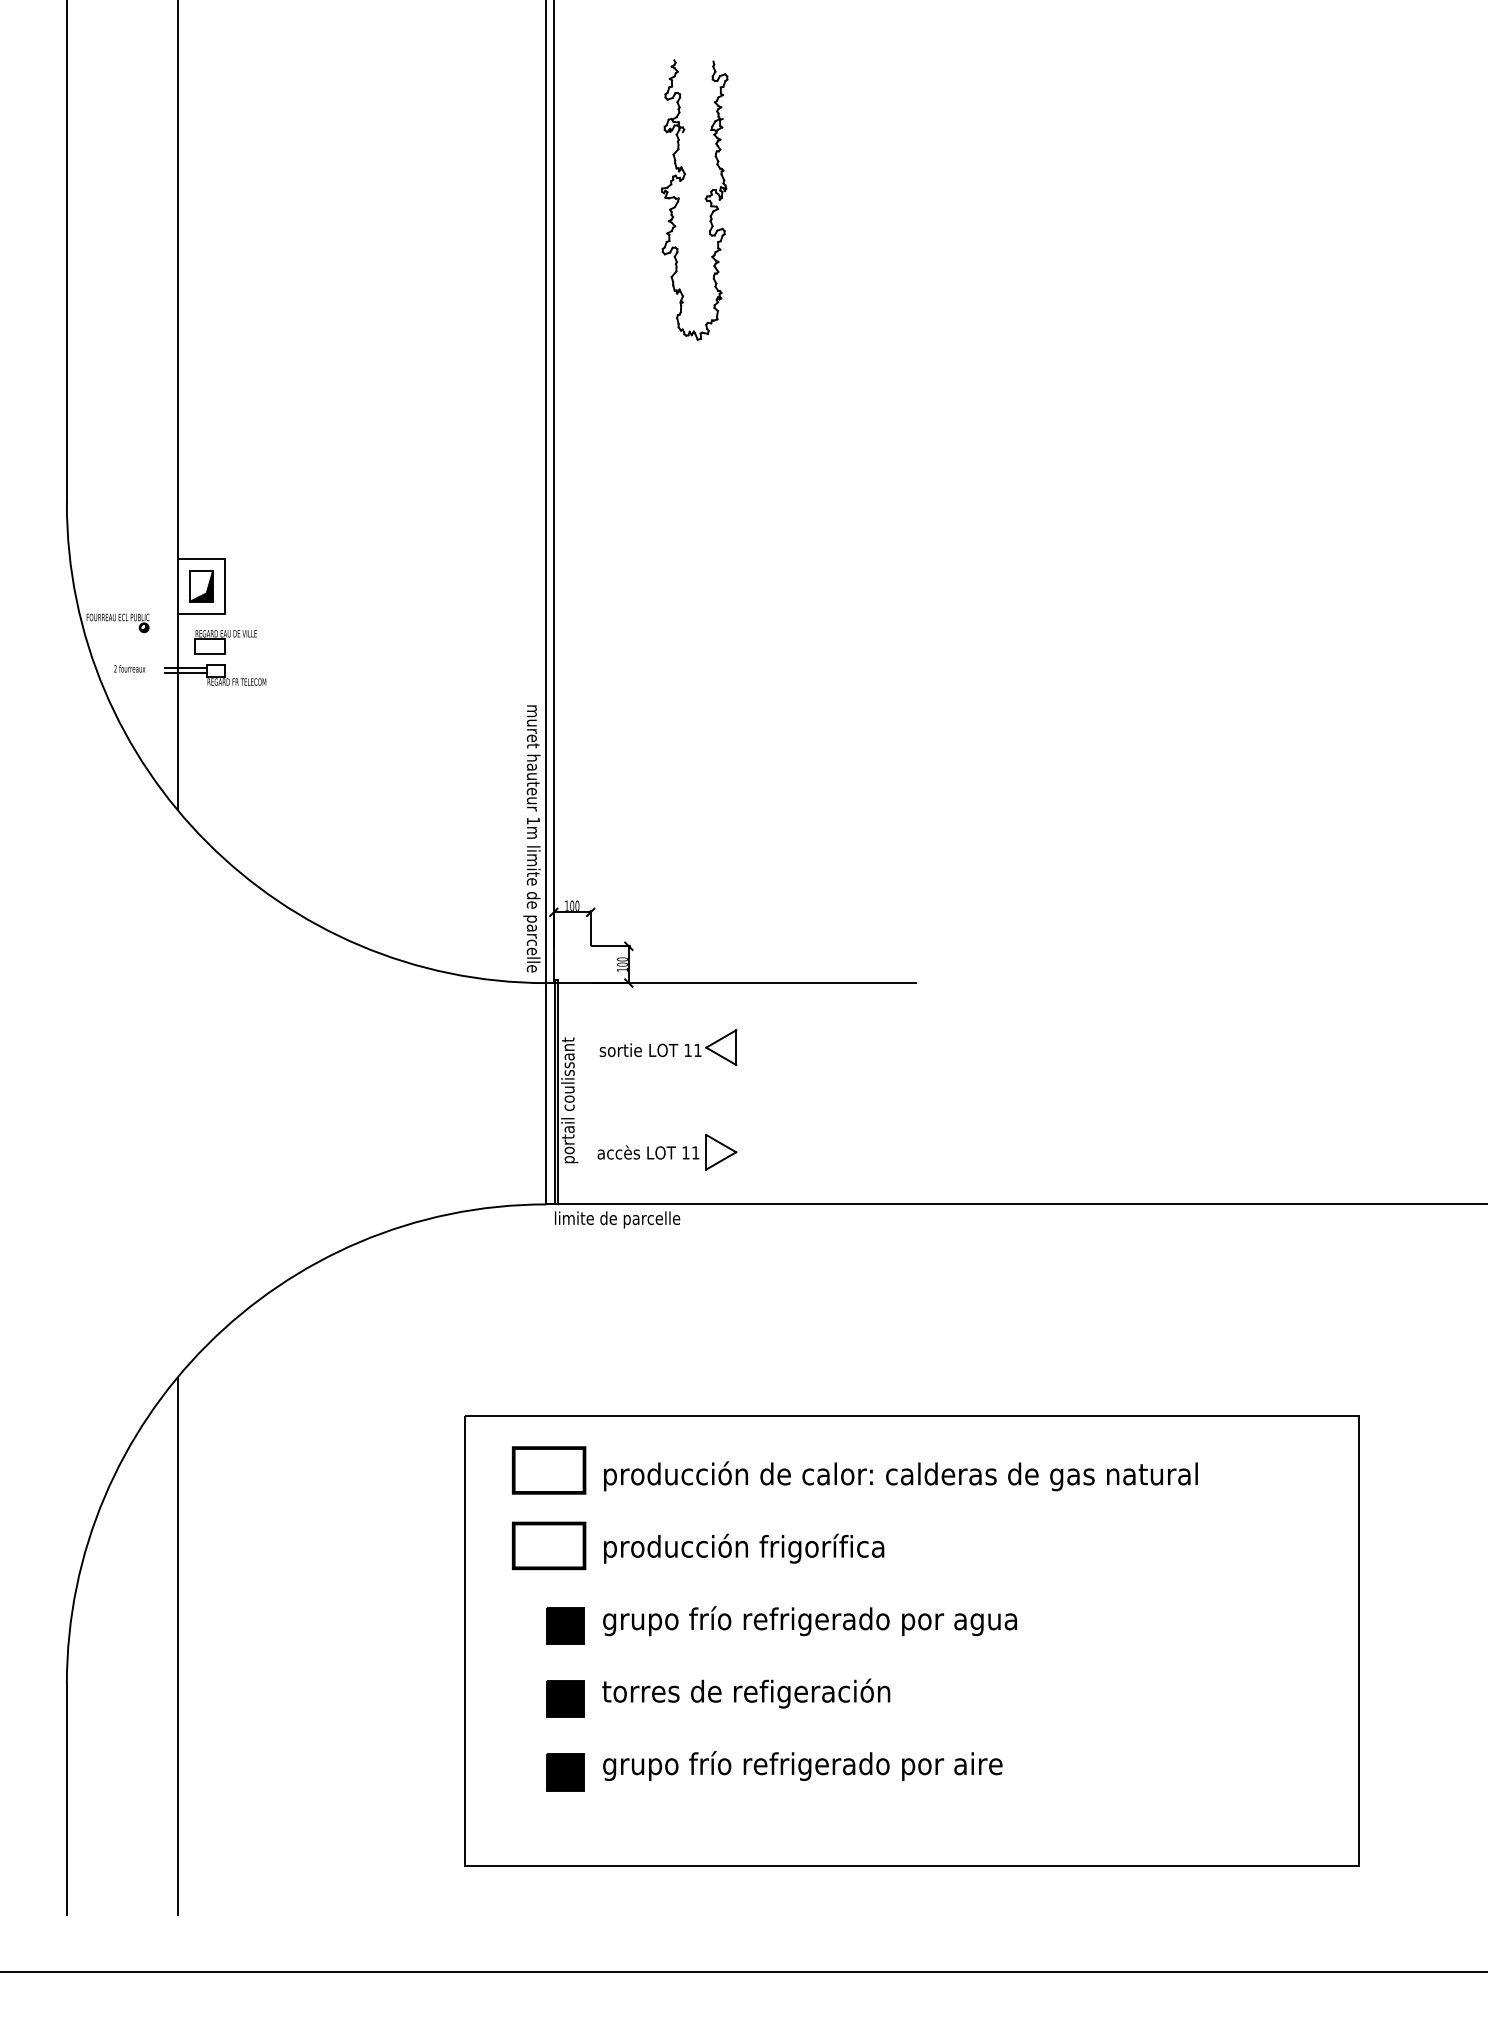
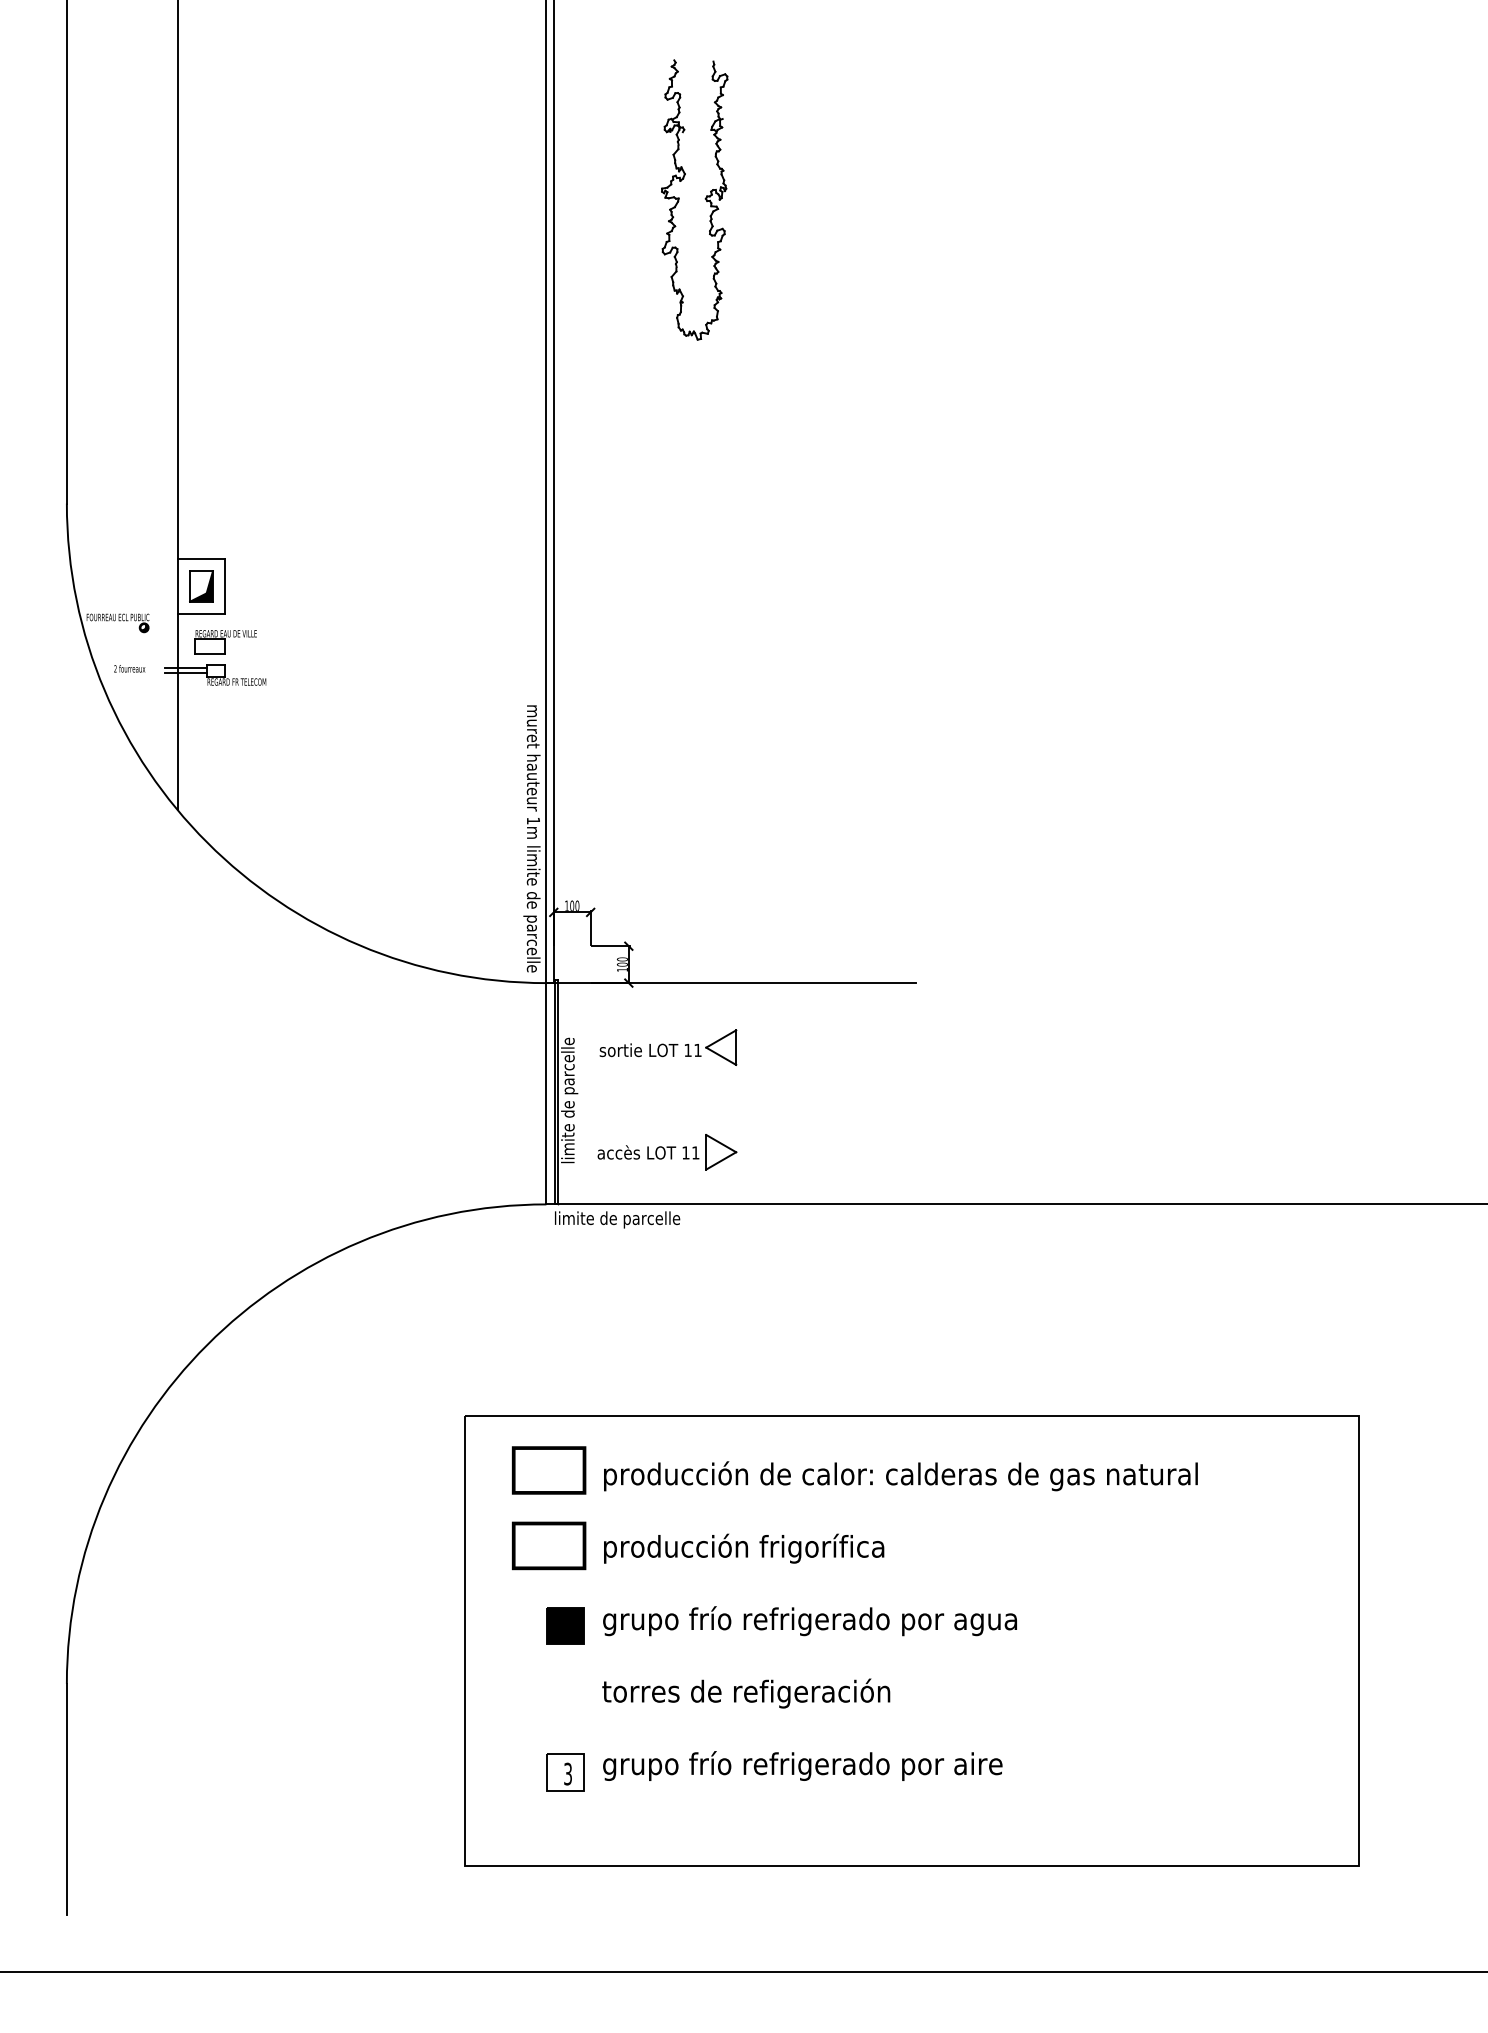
text: portail coulissant -> limite de parcelle (569, 1100)
line: present -> none (177, 1645)
part: present -> none (565, 1698)
fill: present -> none (565, 1772)
